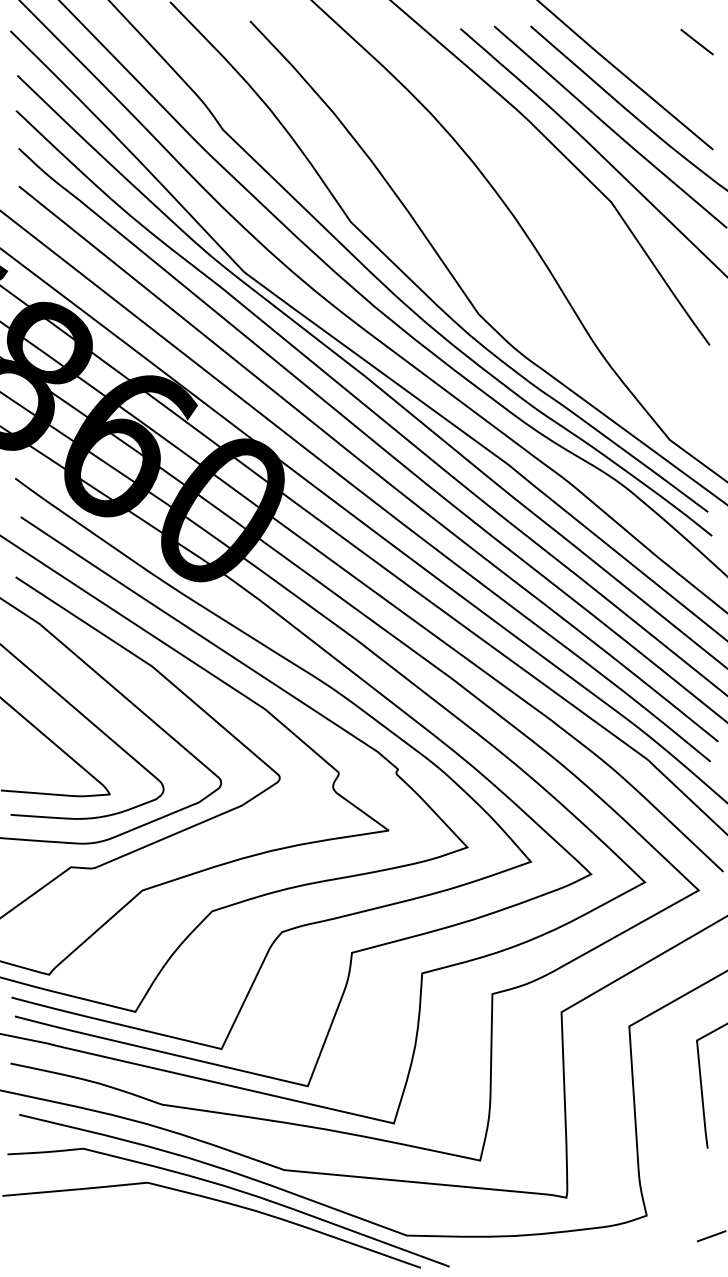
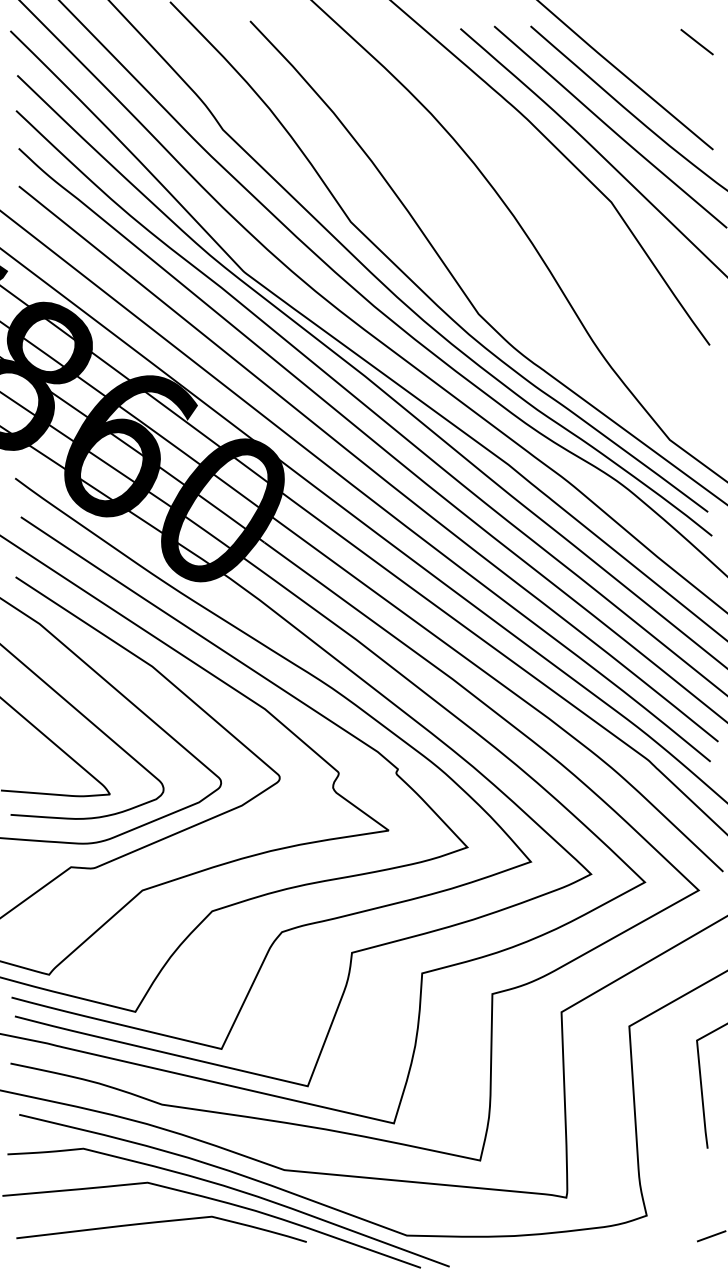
curve: none -> present (161, 1222)
